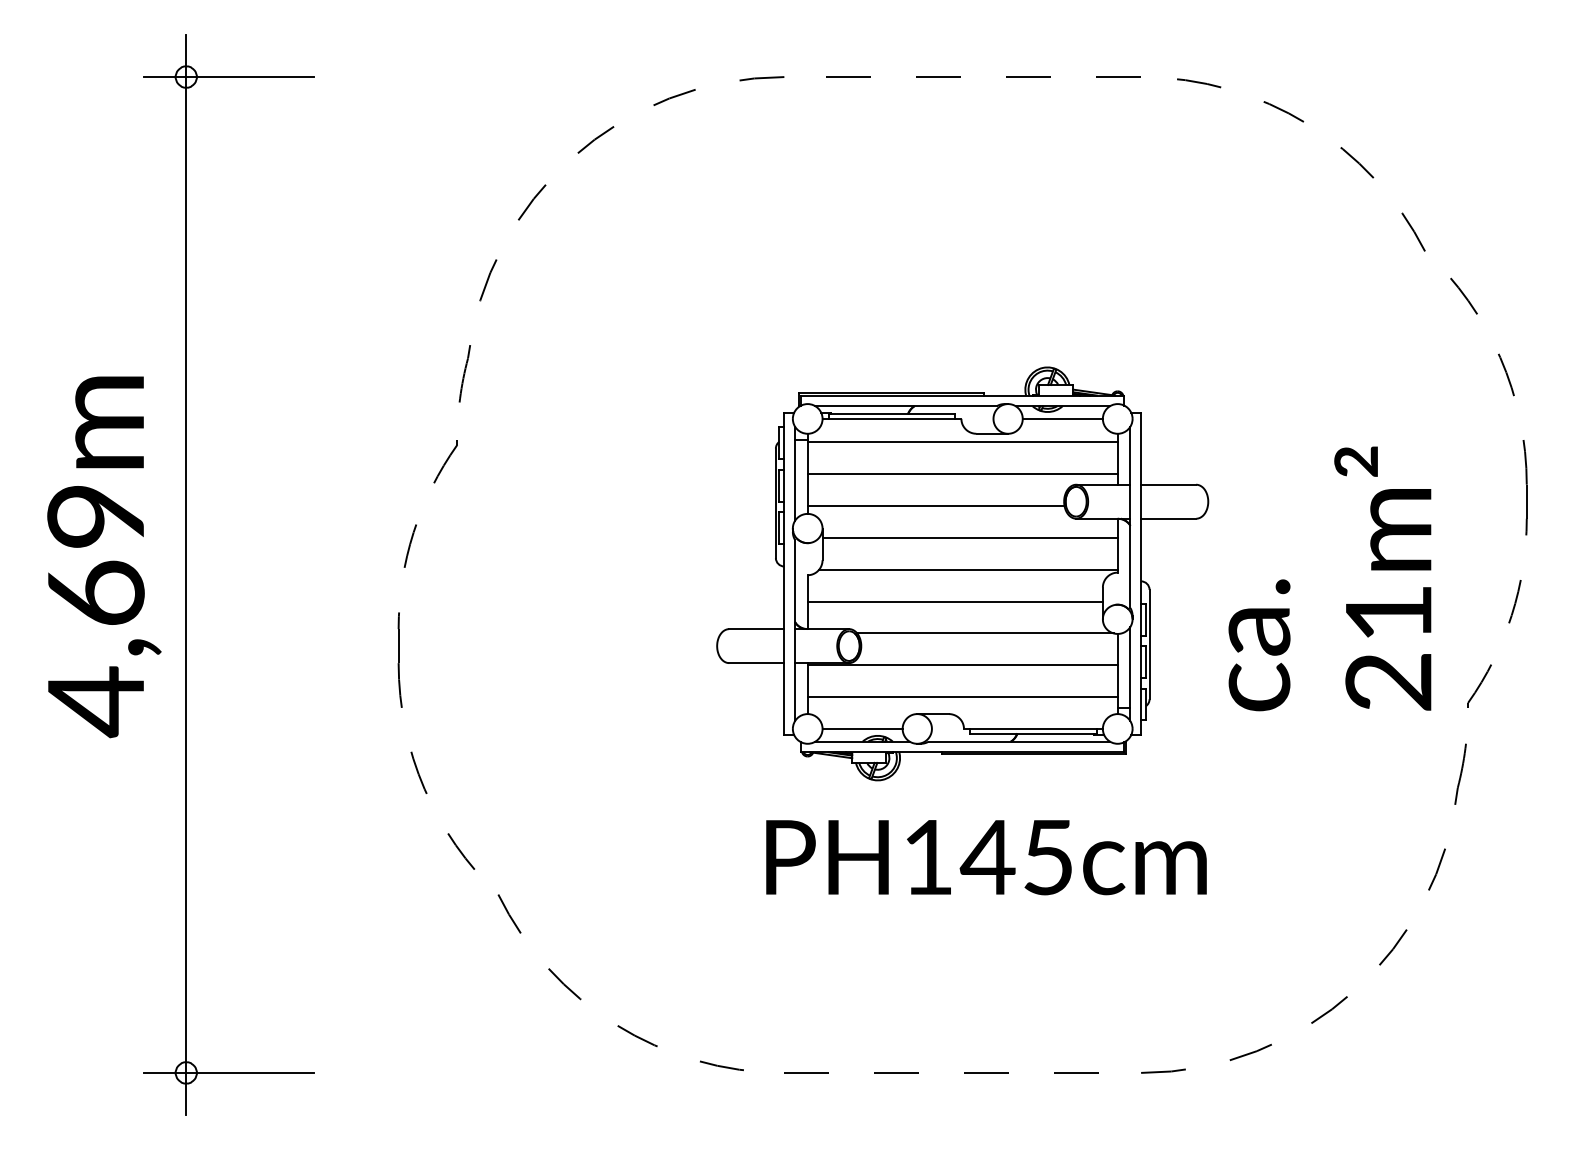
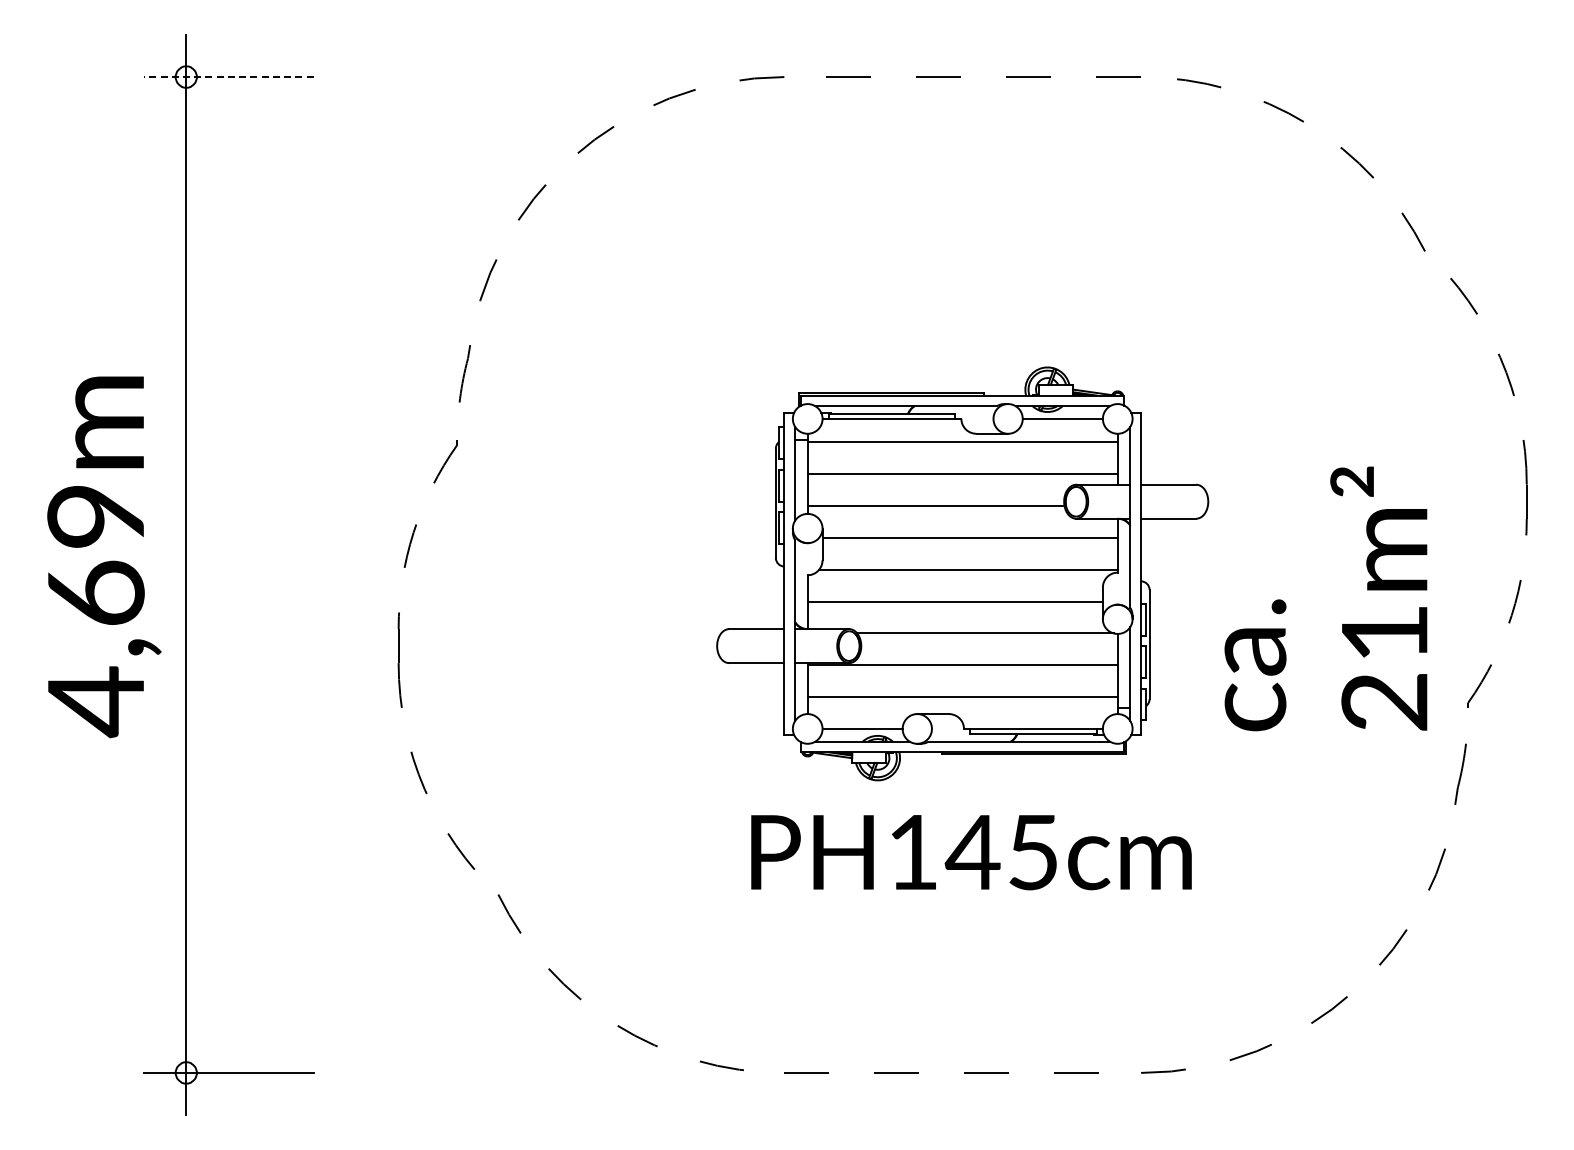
line: solid -> dashed (228, 77)
text position: (1329, 578) -> (1325, 598) (1325, 598)
text position: (986, 857) -> (971, 852) (971, 852)
